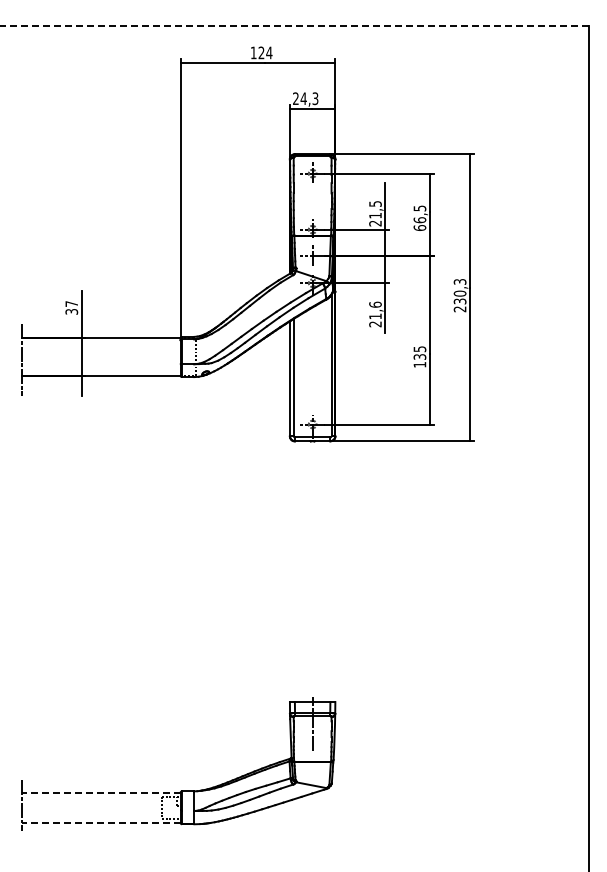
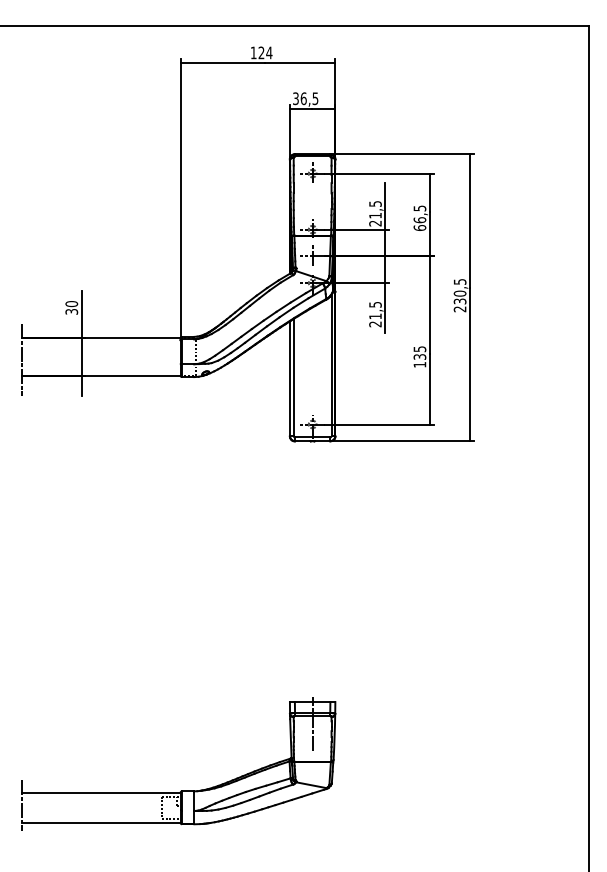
line: dashed -> solid (294, 26)
text: 24,3 -> 36,5 (305, 98)
text: 230,3 -> 230,5 (458, 281)
text: 37 -> 30 (71, 304)
text: 21,6 -> 21,5 (375, 304)
line: dashed -> solid (100, 792)
line: dashed -> solid (100, 823)
